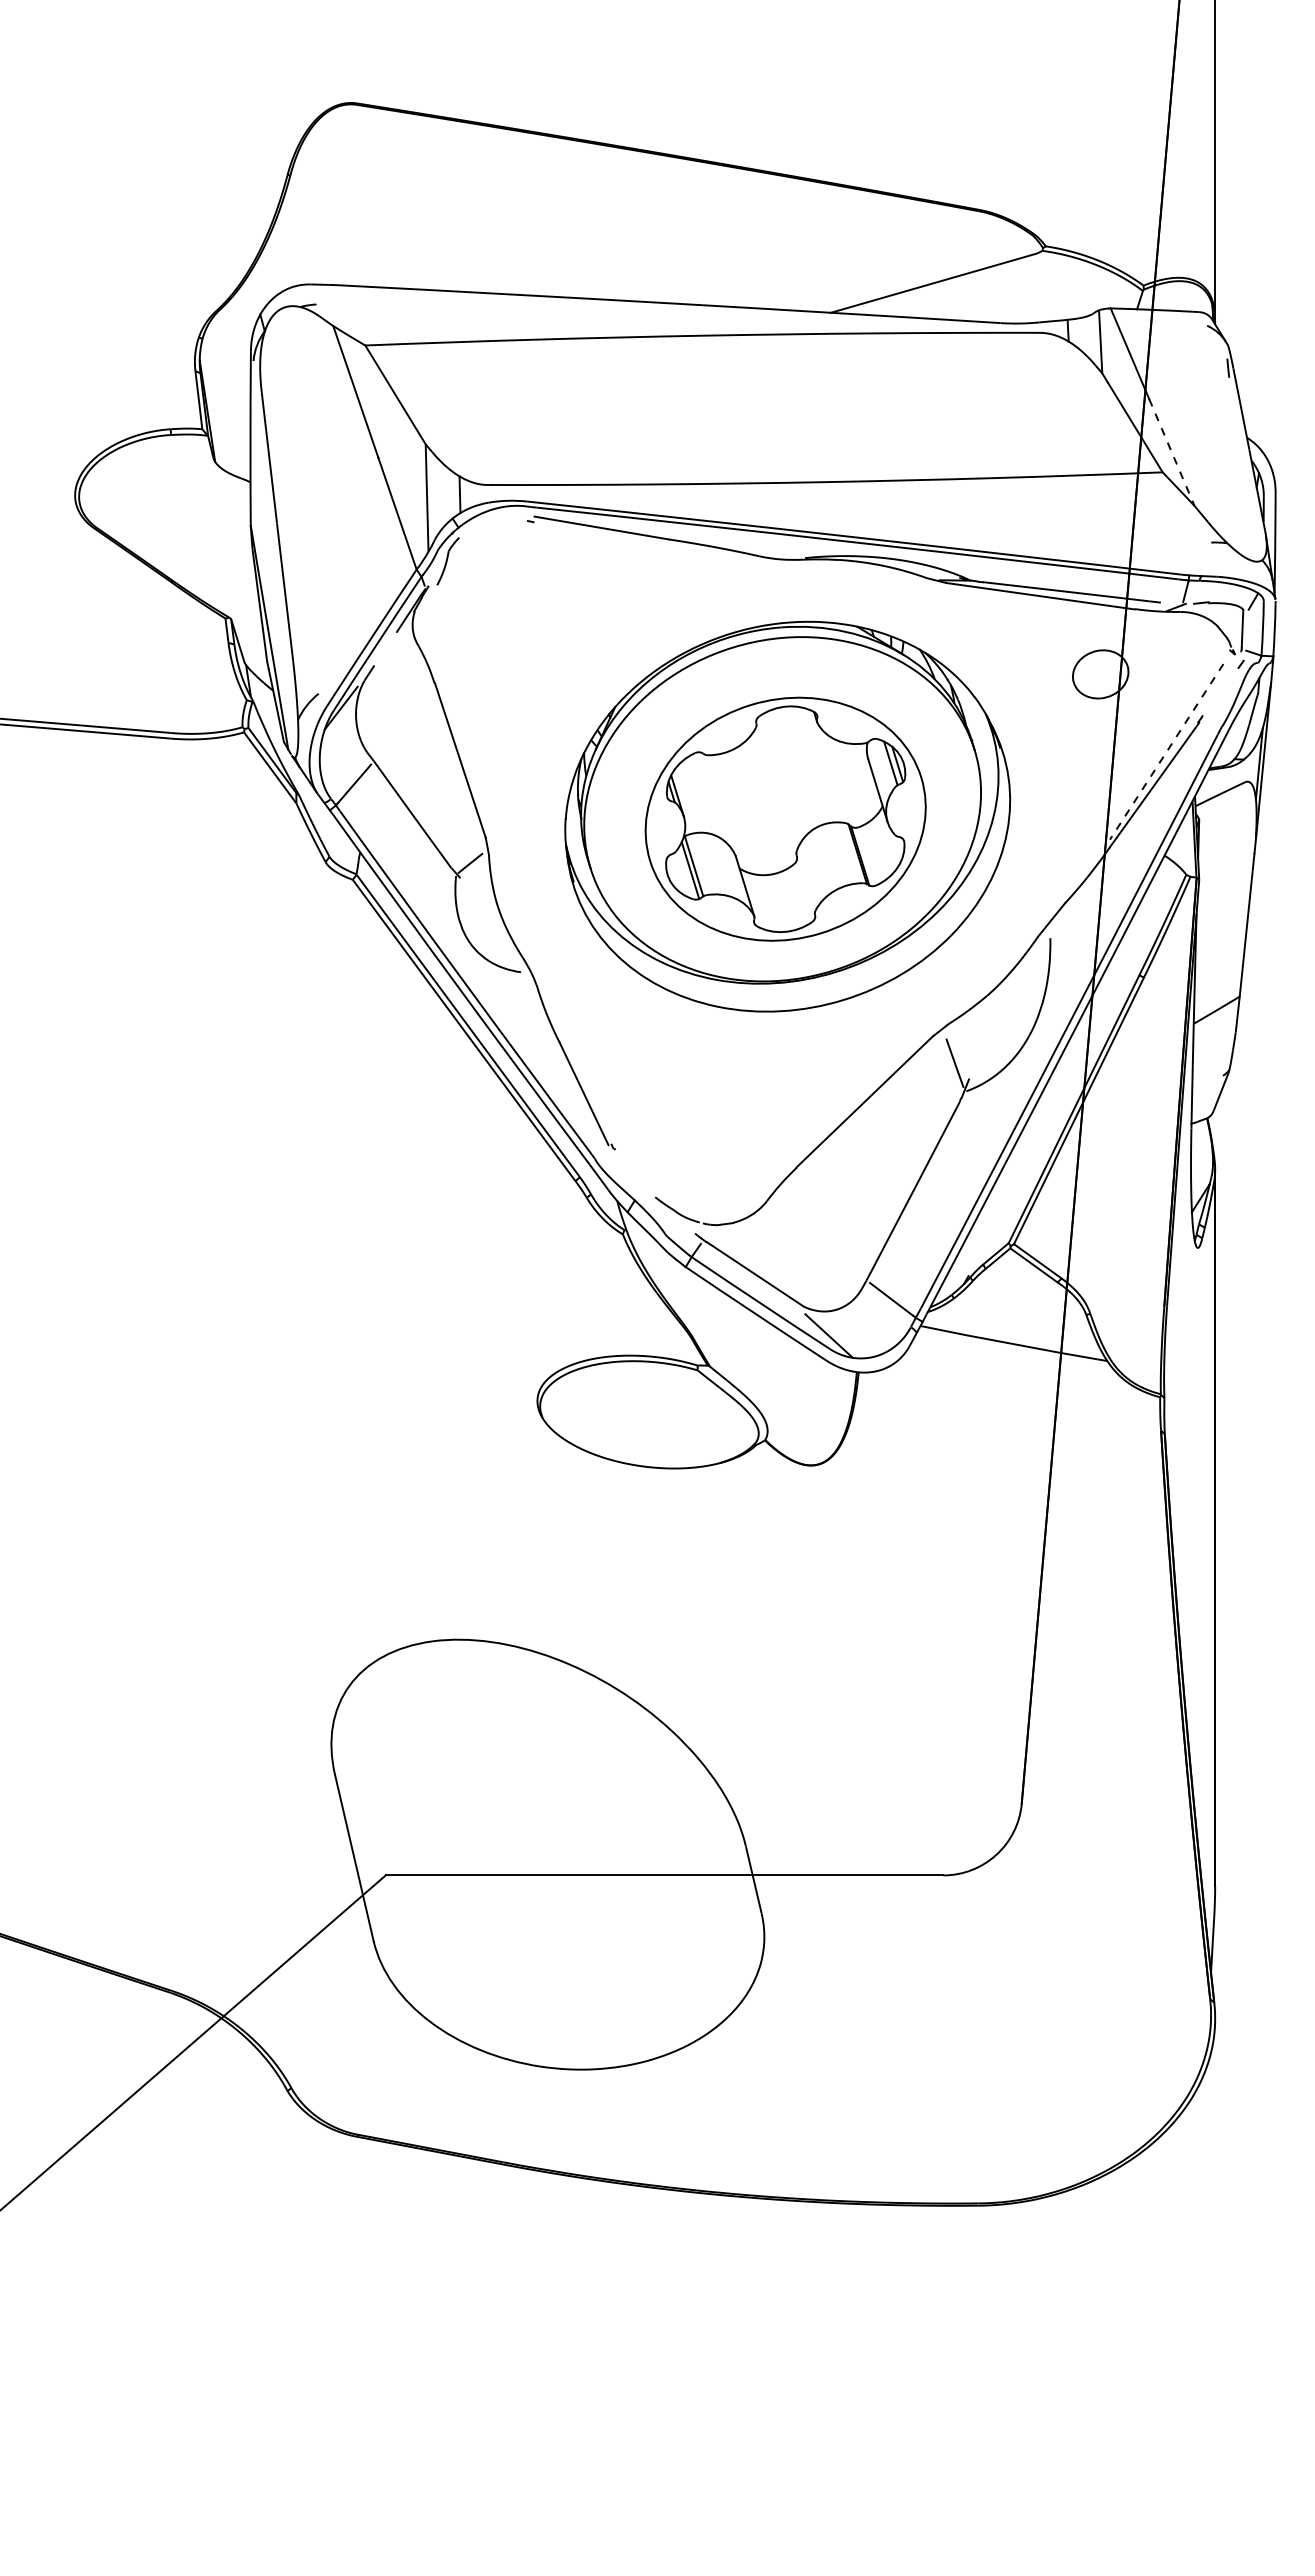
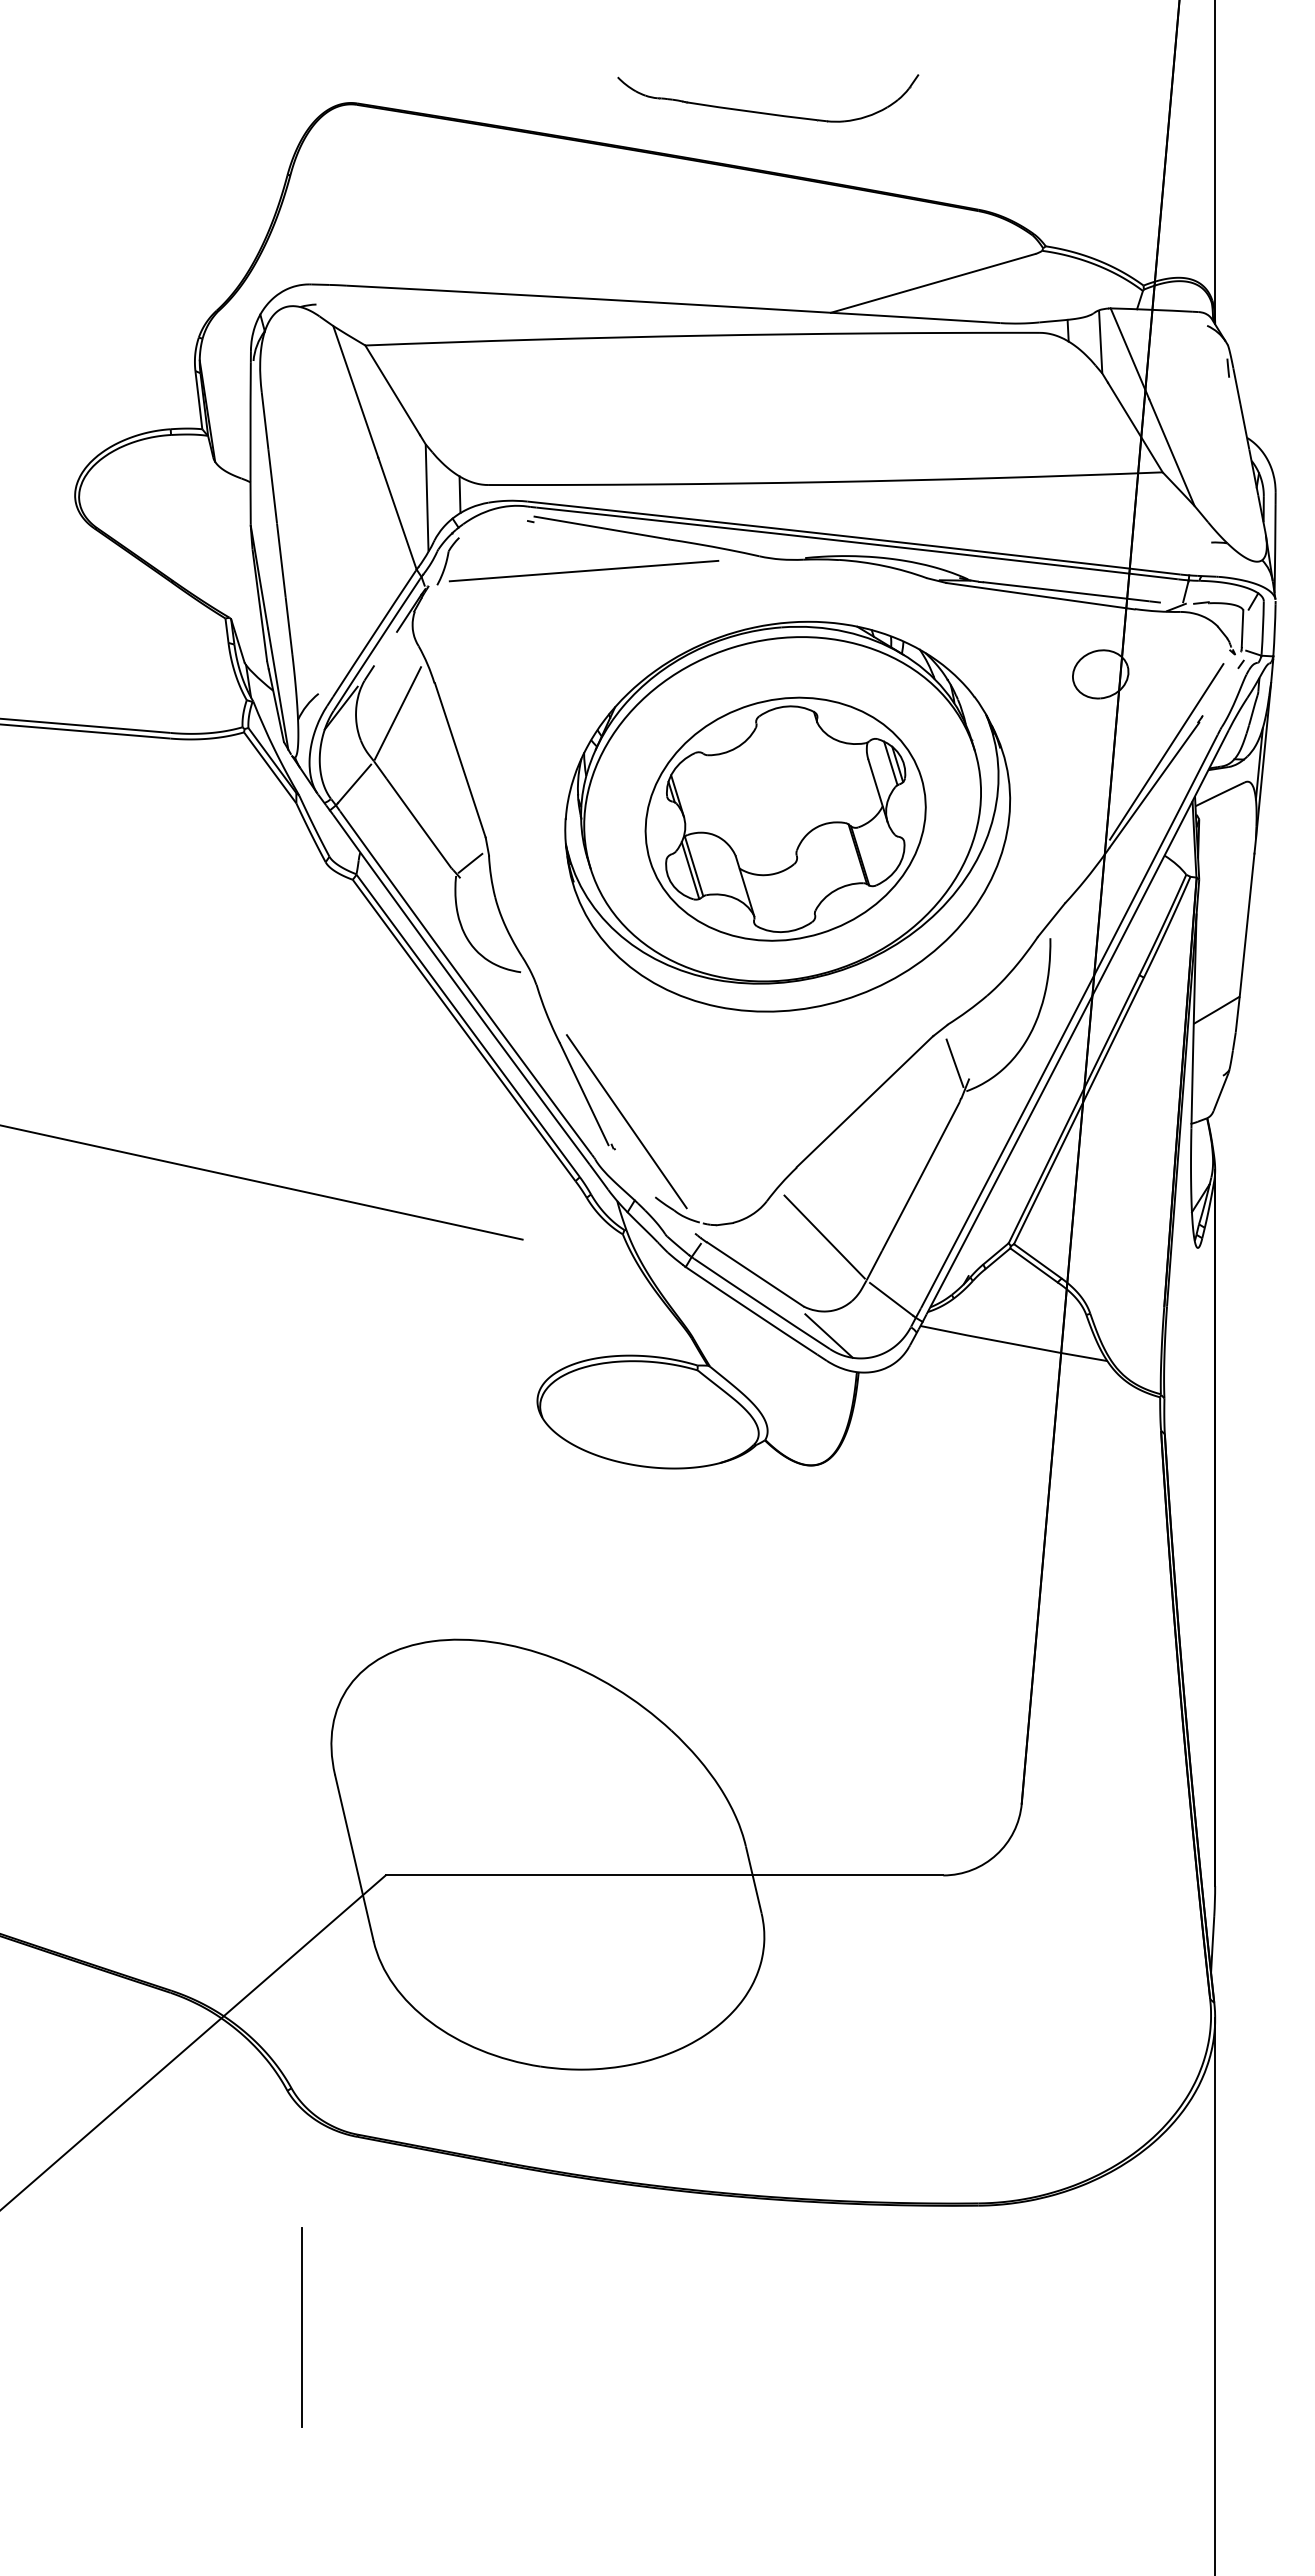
part: none -> present (766, 112)
line: dashed -> solid (1172, 453)
line: none -> present (583, 570)
line: none -> present (397, 713)
line: dashed -> solid (1166, 751)
line: none -> present (626, 1121)
line: none -> present (262, 1182)
line: none -> present (824, 1236)
line: none -> present (1215, 2294)
line: none -> present (301, 2327)
